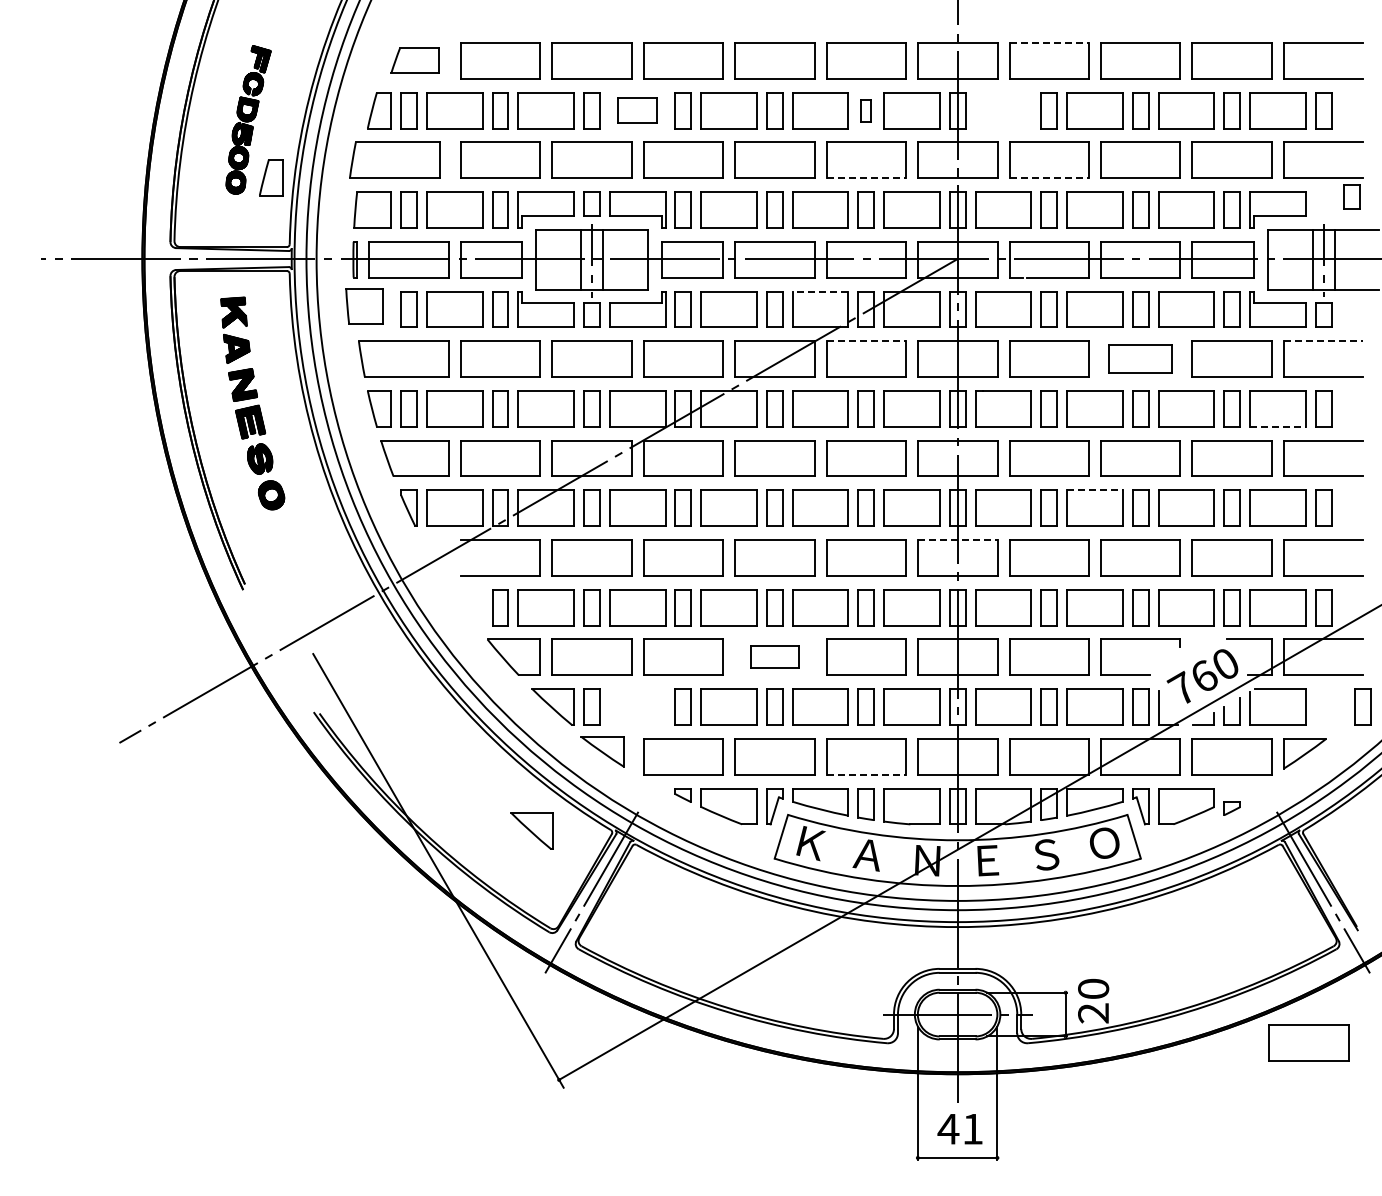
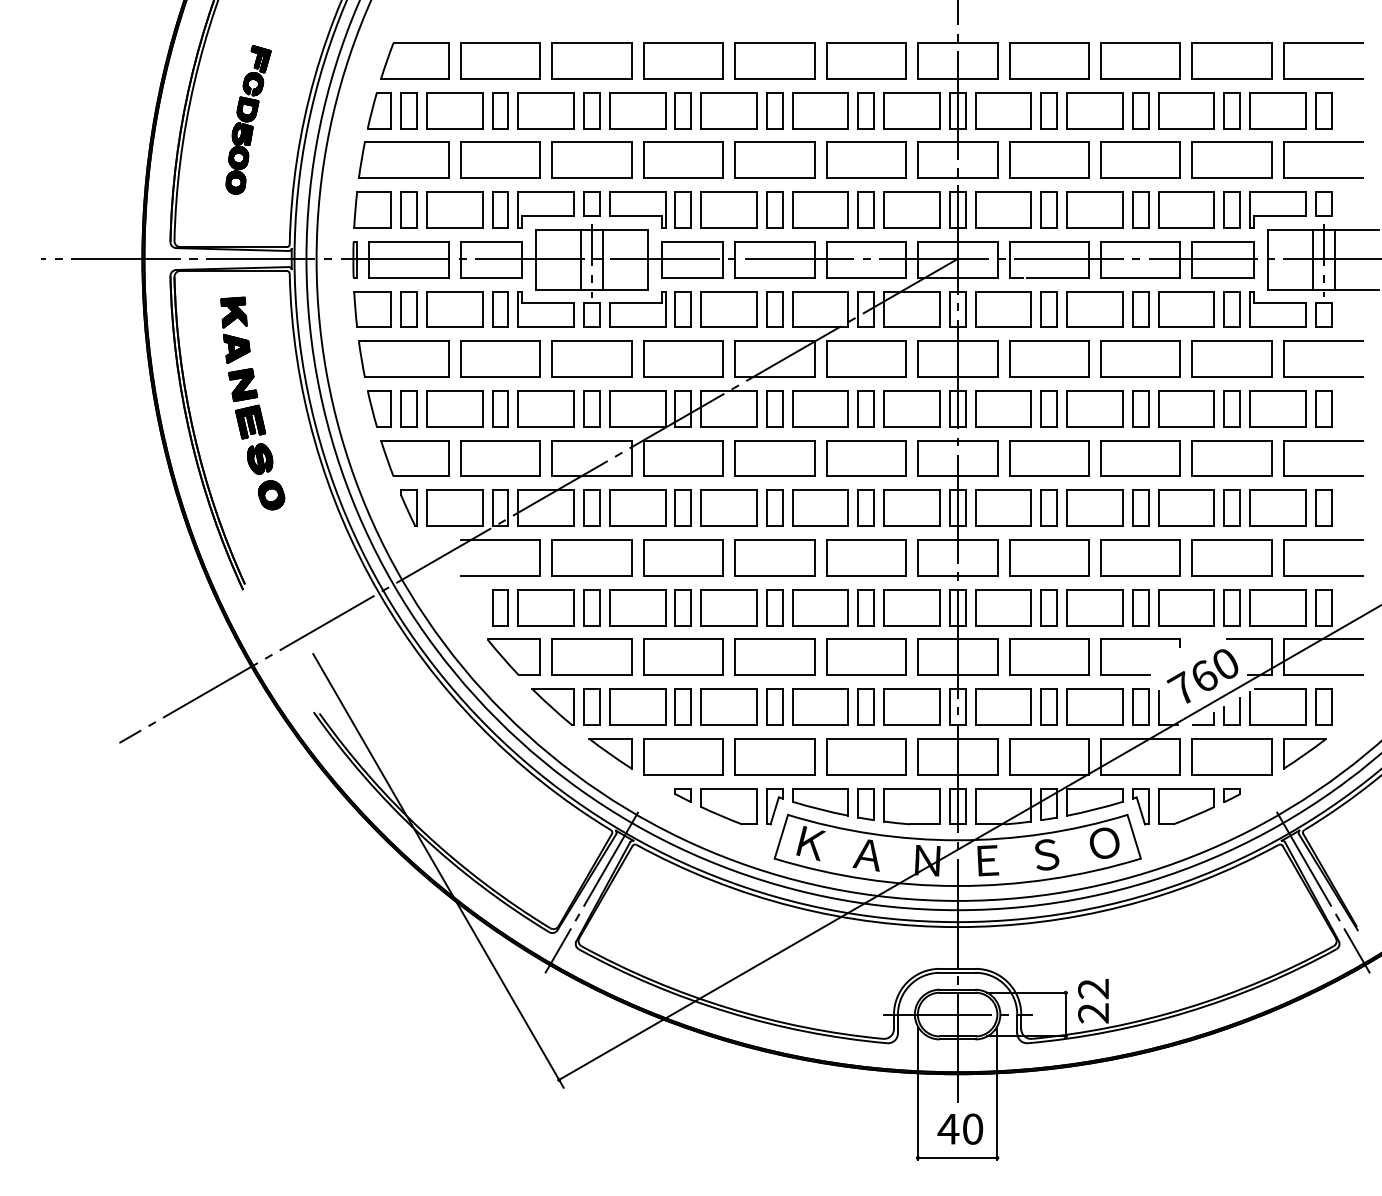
line: dashed -> solid (1049, 43)
part size: 50x27 px -> 70x38 px (414, 60)
part size: 41x27 px -> 58x38 px (637, 110)
part size: 12x24 px -> 18x38 px (865, 110)
part: none -> present (1003, 110)
part position: (394, 159) -> (403, 159) (403, 159)
part: present -> none (271, 177)
line: dashed -> solid (866, 178)
line: dashed -> solid (1049, 178)
part position: (1351, 196) -> (1323, 203) (1323, 203)
line: dashed -> solid (820, 291)
part position: (364, 306) -> (372, 309) (372, 309)
line: dashed -> solid (866, 341)
line: dashed -> solid (1323, 341)
part size: 65x30 px -> 81x38 px (1140, 358)
line: dashed -> solid (1277, 426)
line: dashed -> solid (1094, 490)
line: dashed -> solid (957, 540)
part size: 50x24 px -> 82x38 px (774, 656)
part: none -> present (637, 706)
part position: (1362, 706) -> (1323, 706) (1323, 706)
part position: (602, 751) -> (610, 753) (610, 753)
line: dashed -> solid (866, 774)
part position: (1231, 808) -> (1231, 795) (1231, 795)
part: present -> none (531, 830)
text: 20 -> 22 (1093, 988)
part: present -> none (1308, 1042)
text: 41 -> 40 (973, 1128)
